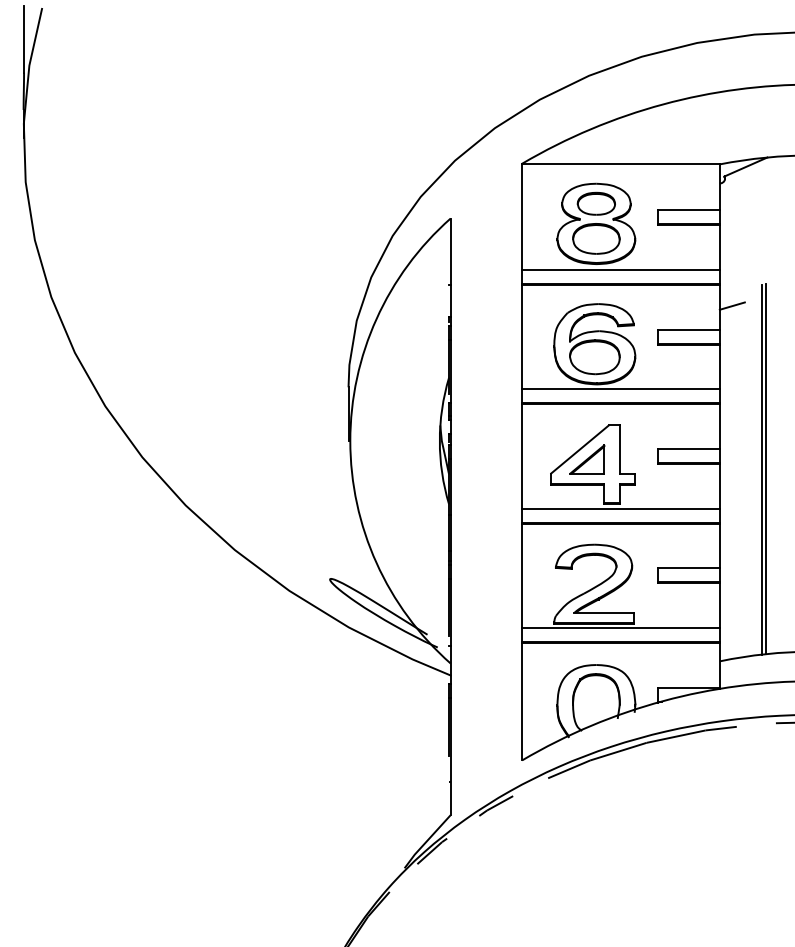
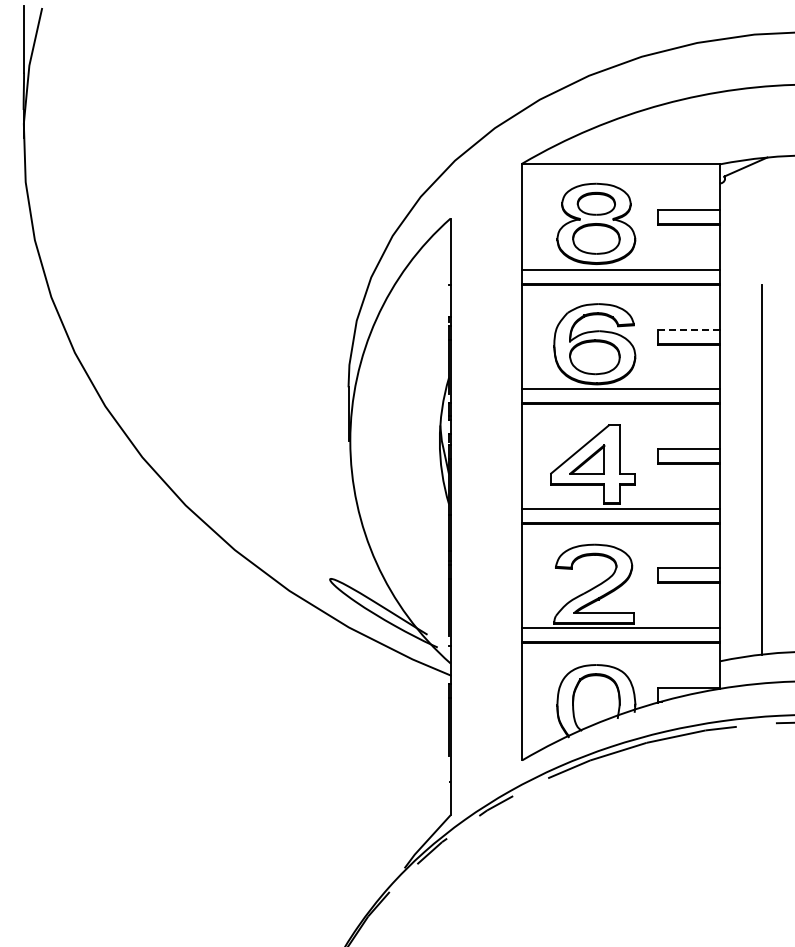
line: present -> none (731, 305)
line: solid -> dashed (688, 329)
line: present -> none (766, 468)
